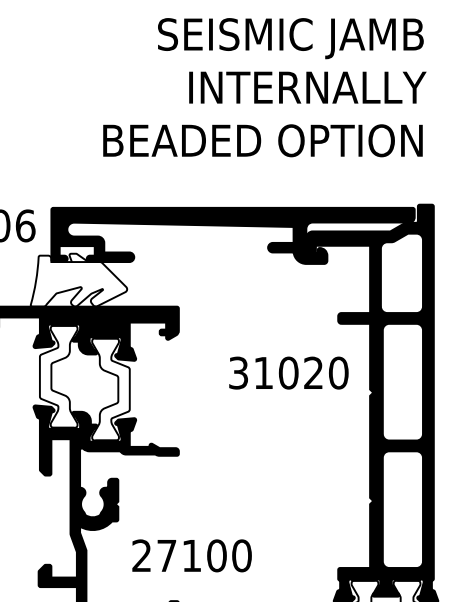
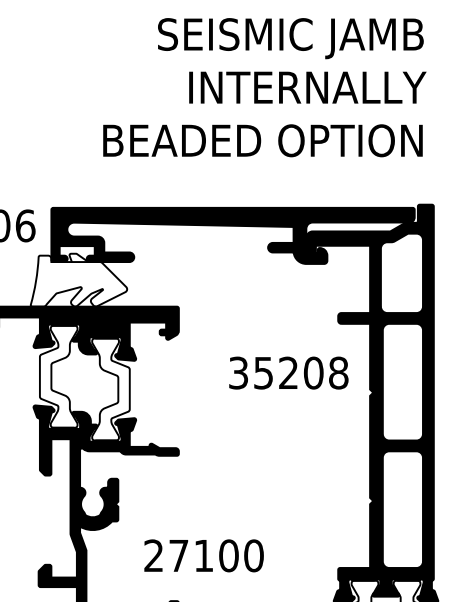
text: 31020 -> 35208 (301, 372)
text position: (191, 555) -> (203, 555) (203, 555)
